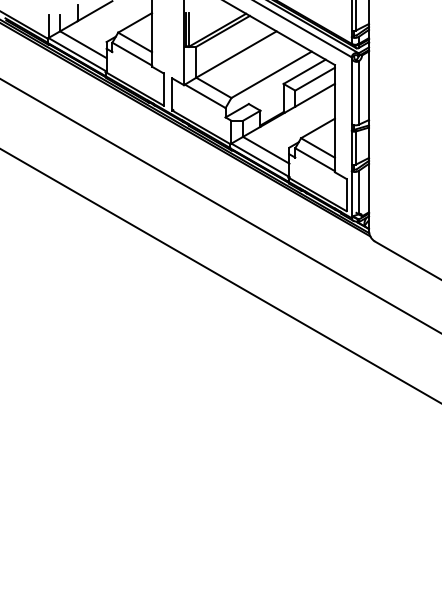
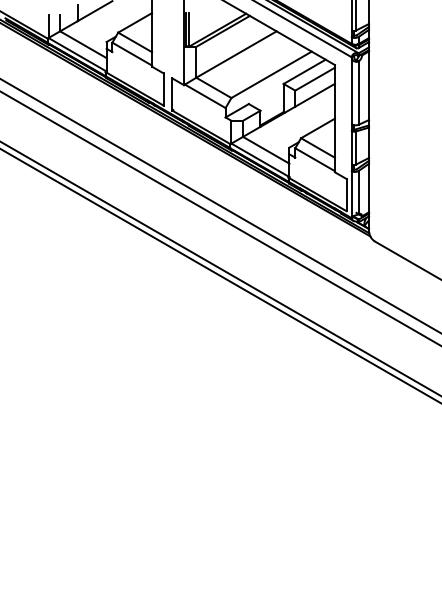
line: none -> present (220, 218)
line: none -> present (220, 268)
